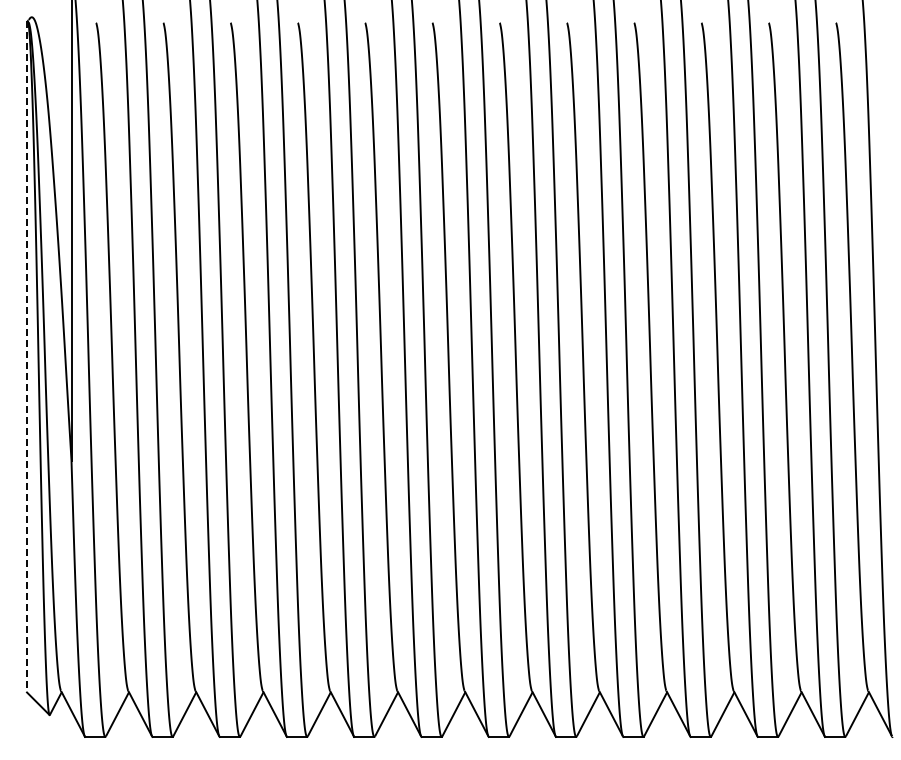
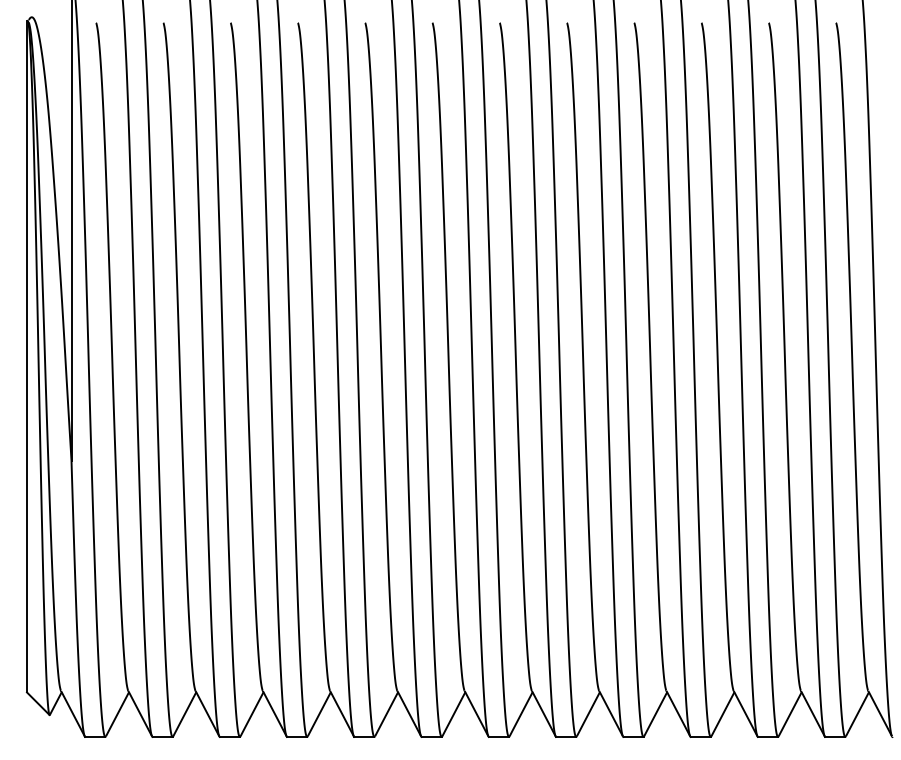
line: dashed -> solid (27, 356)
